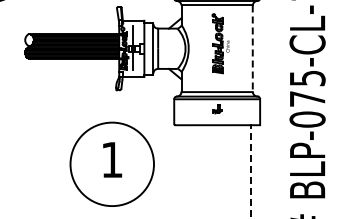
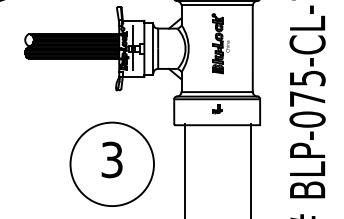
line: dashed -> solid (252, 49)
text: 1 -> 3 (111, 159)
line: none -> present (185, 169)
line: dashed -> solid (251, 171)
